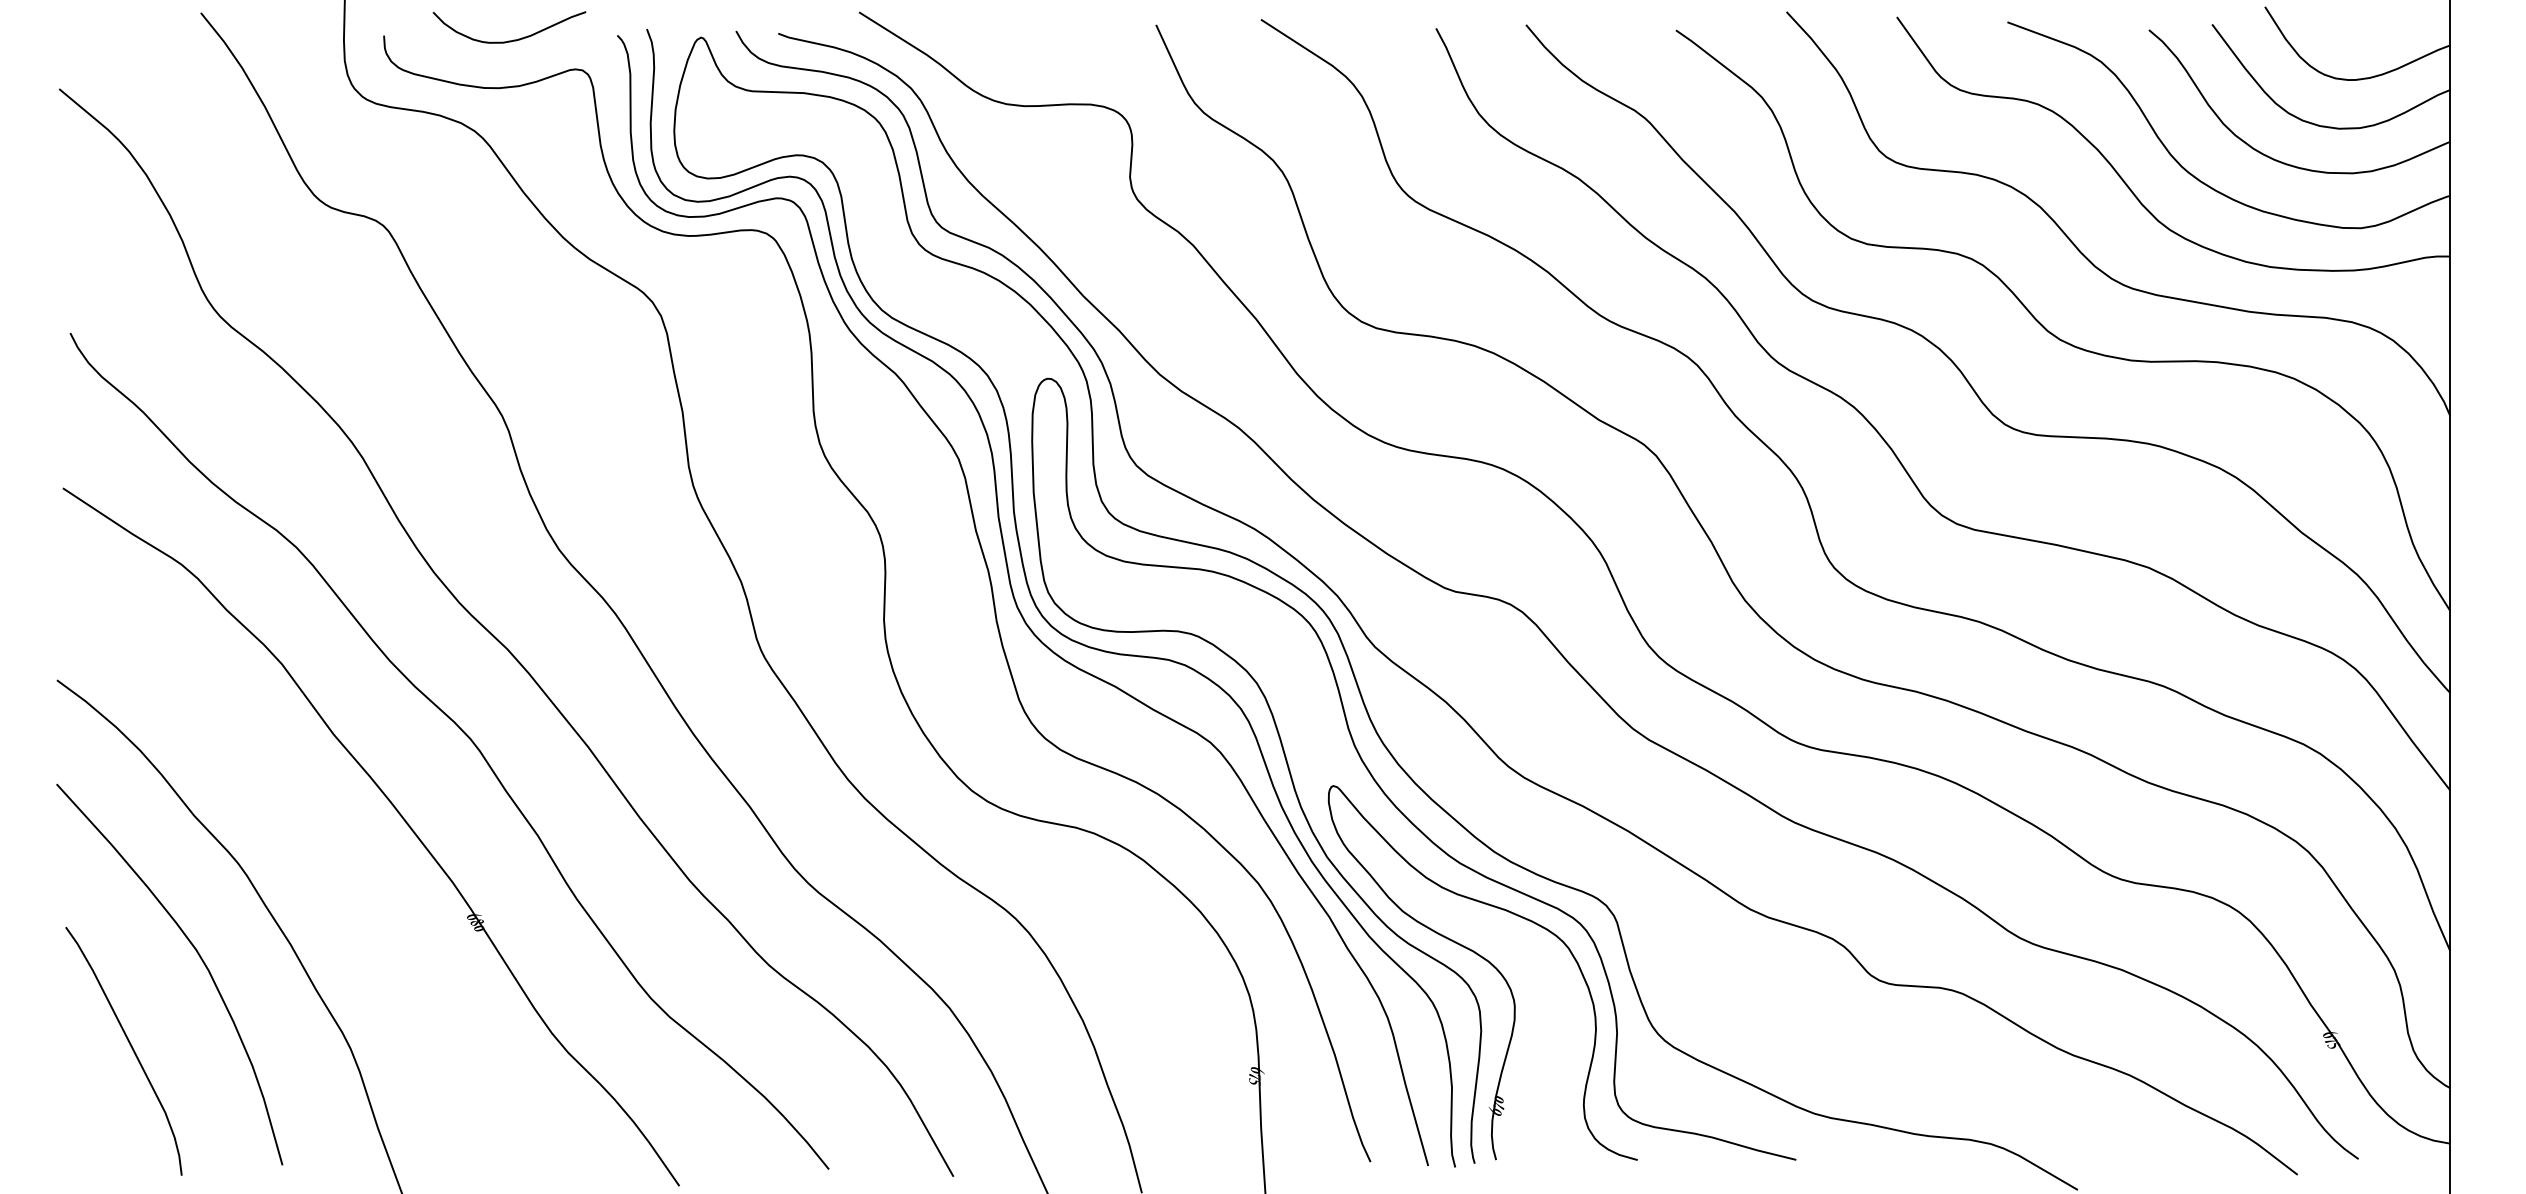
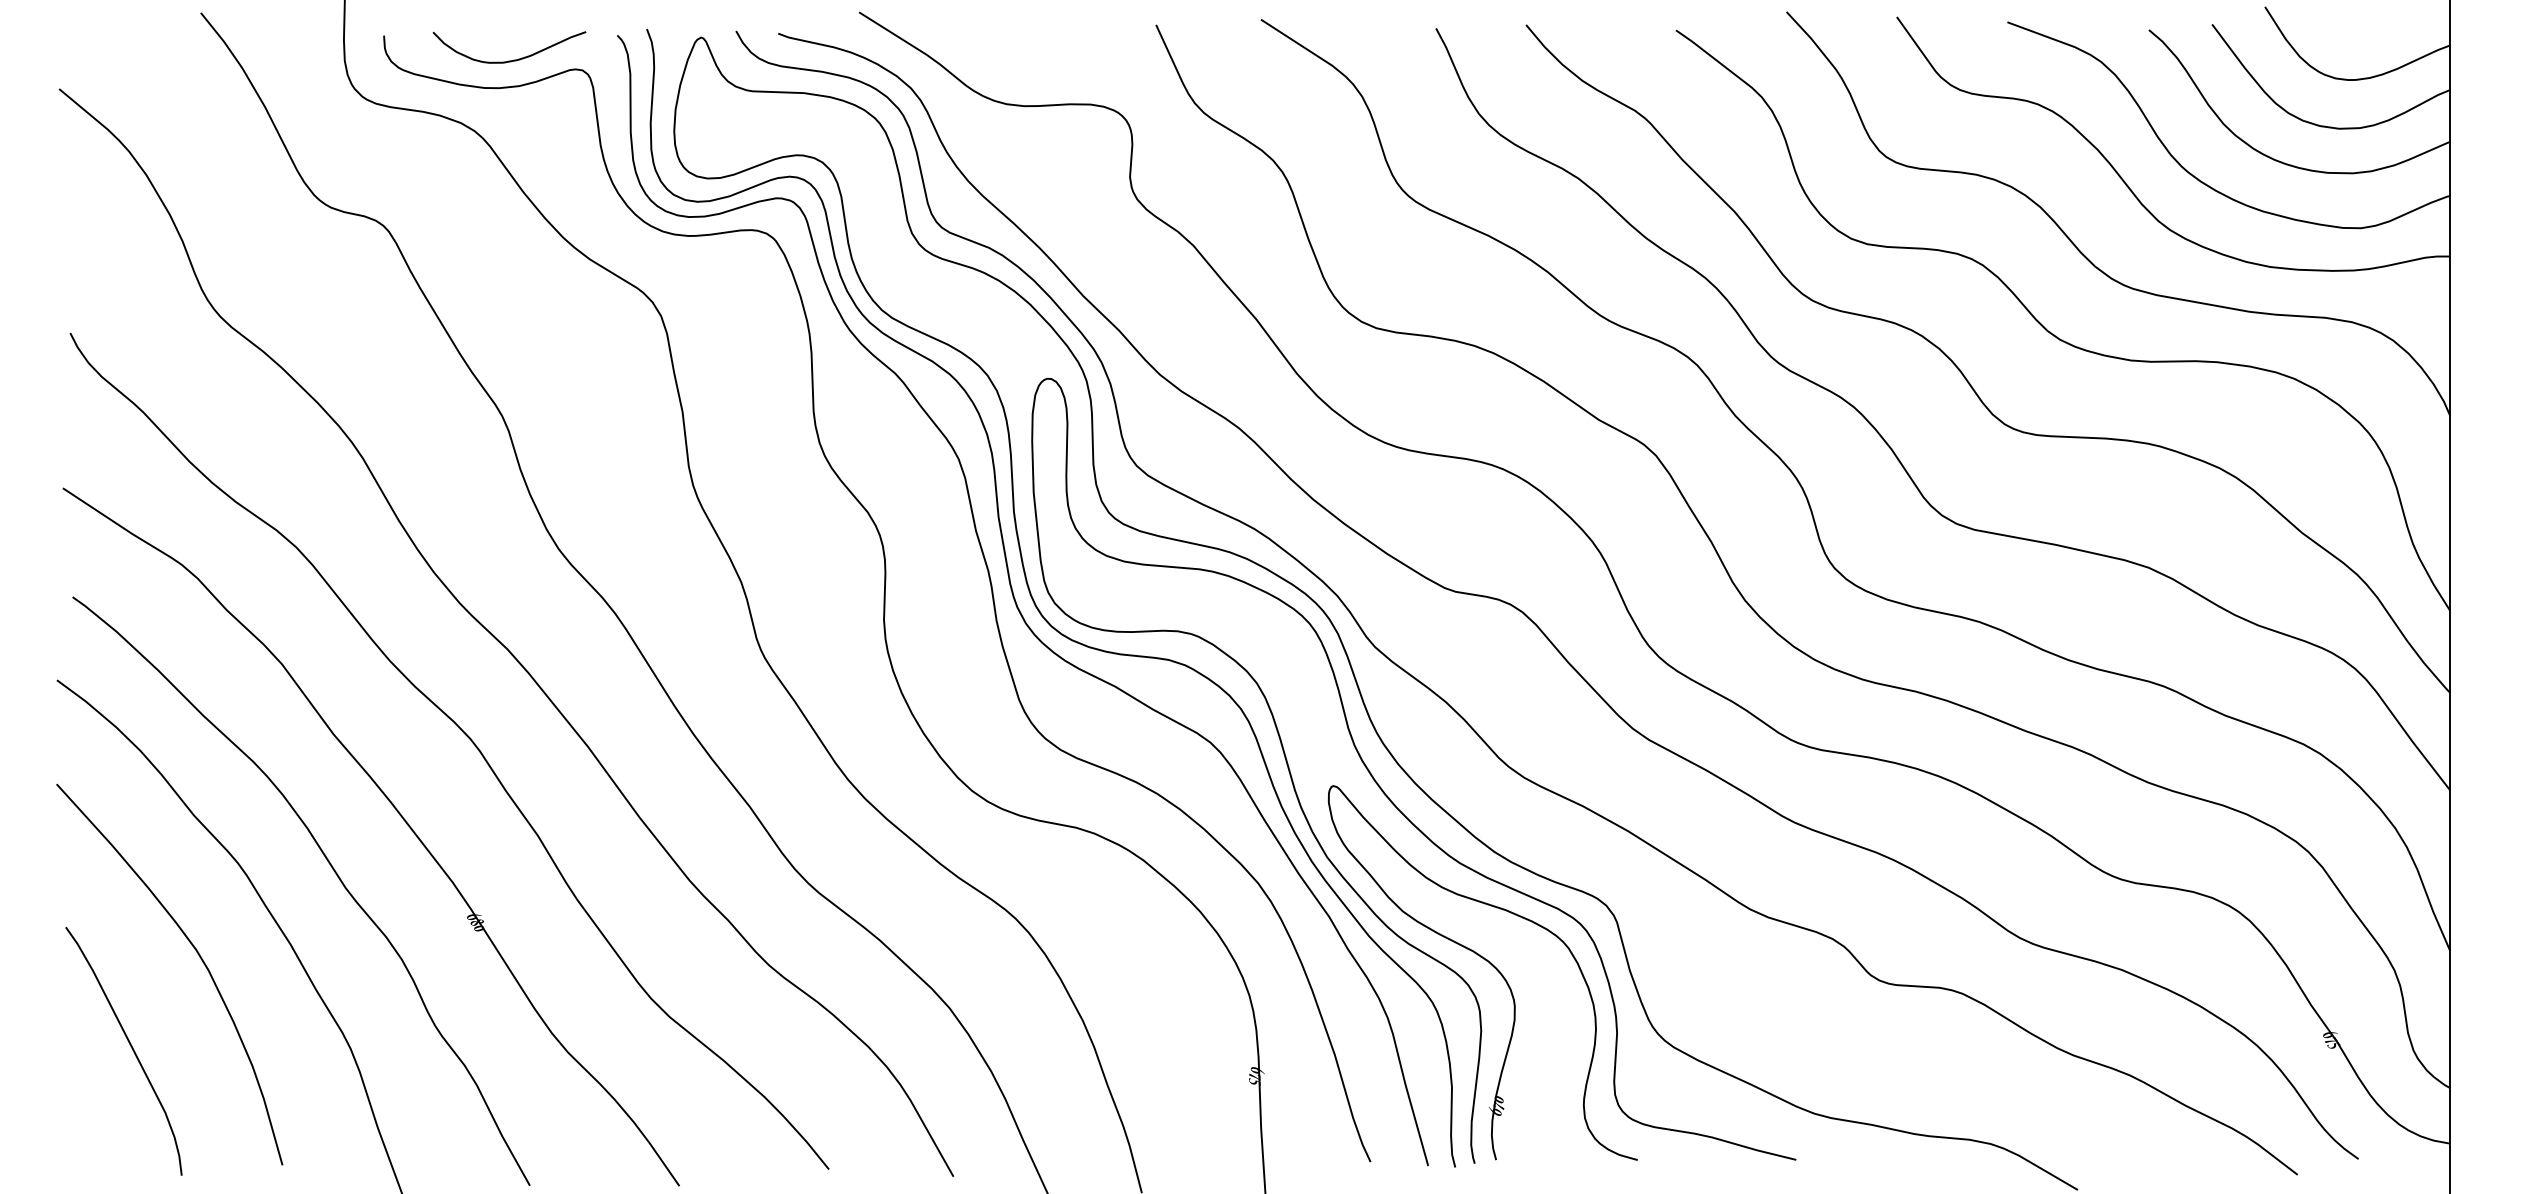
curve position: (513, 39) -> (513, 59) (513, 59)
curve: none -> present (332, 869)
